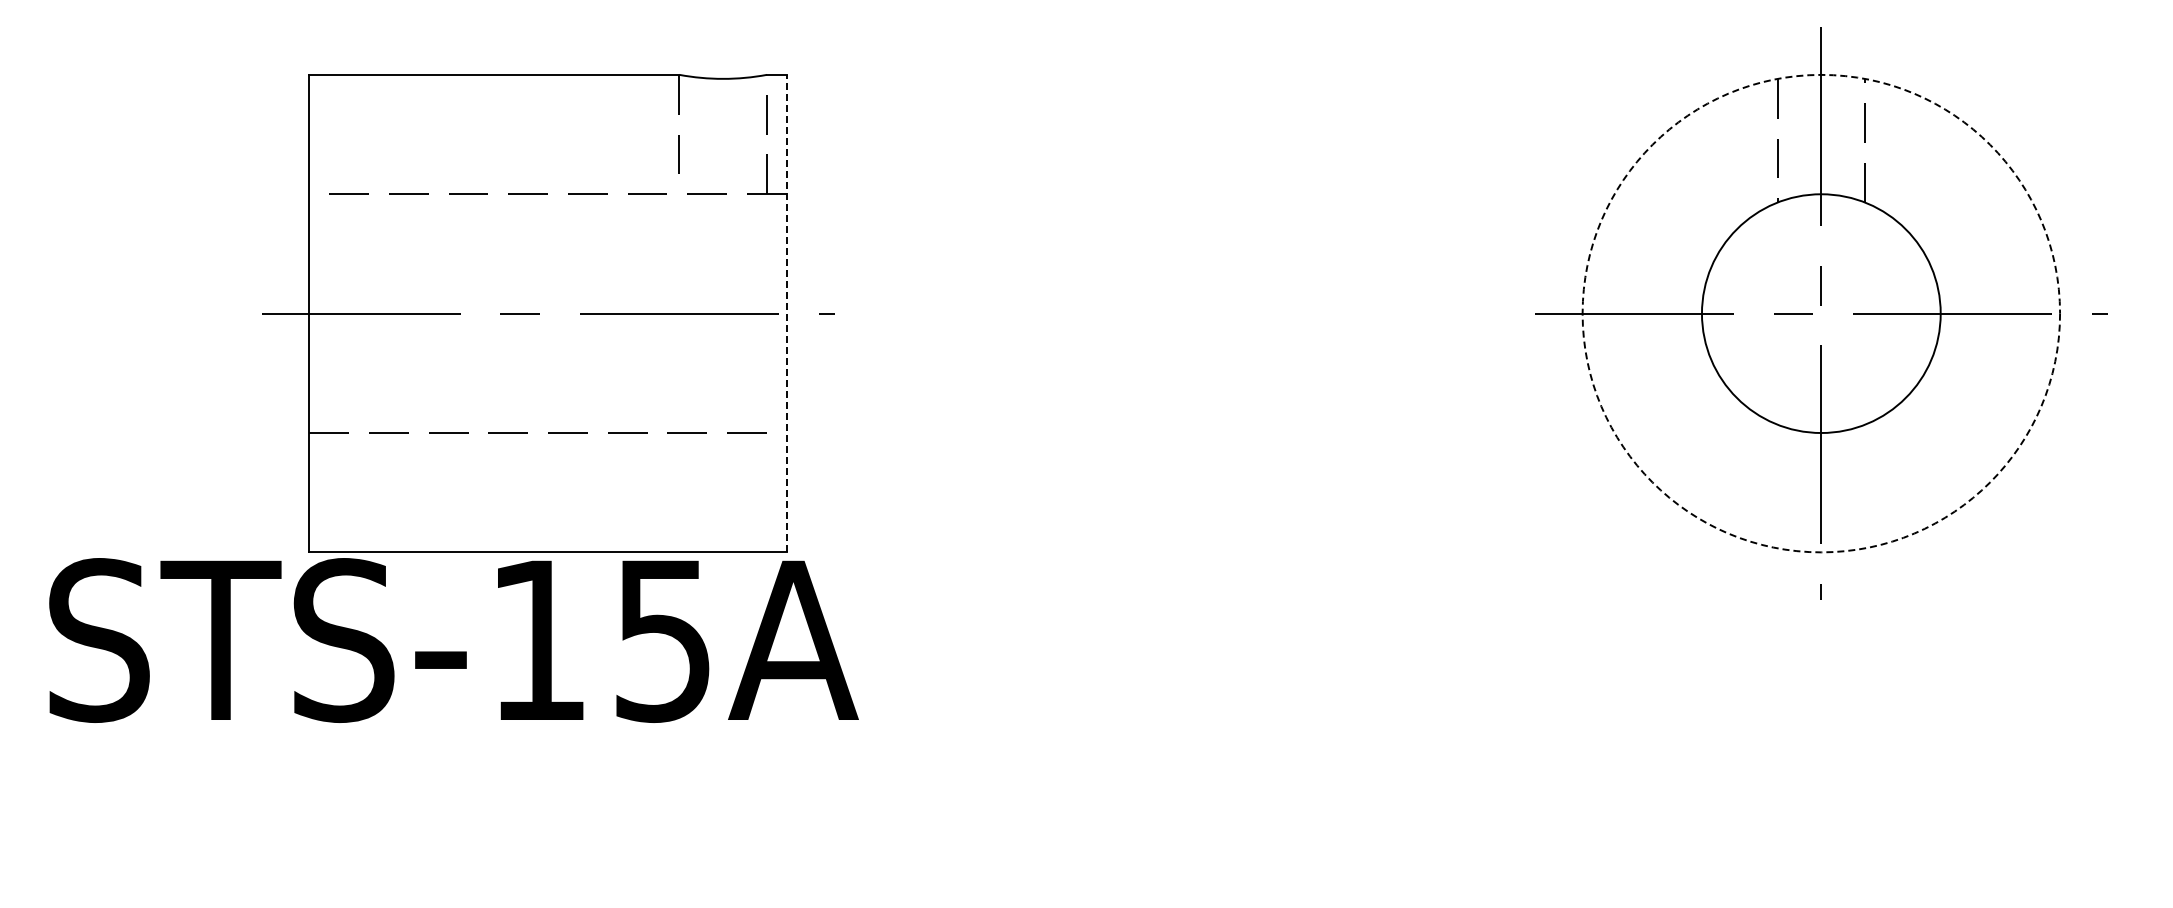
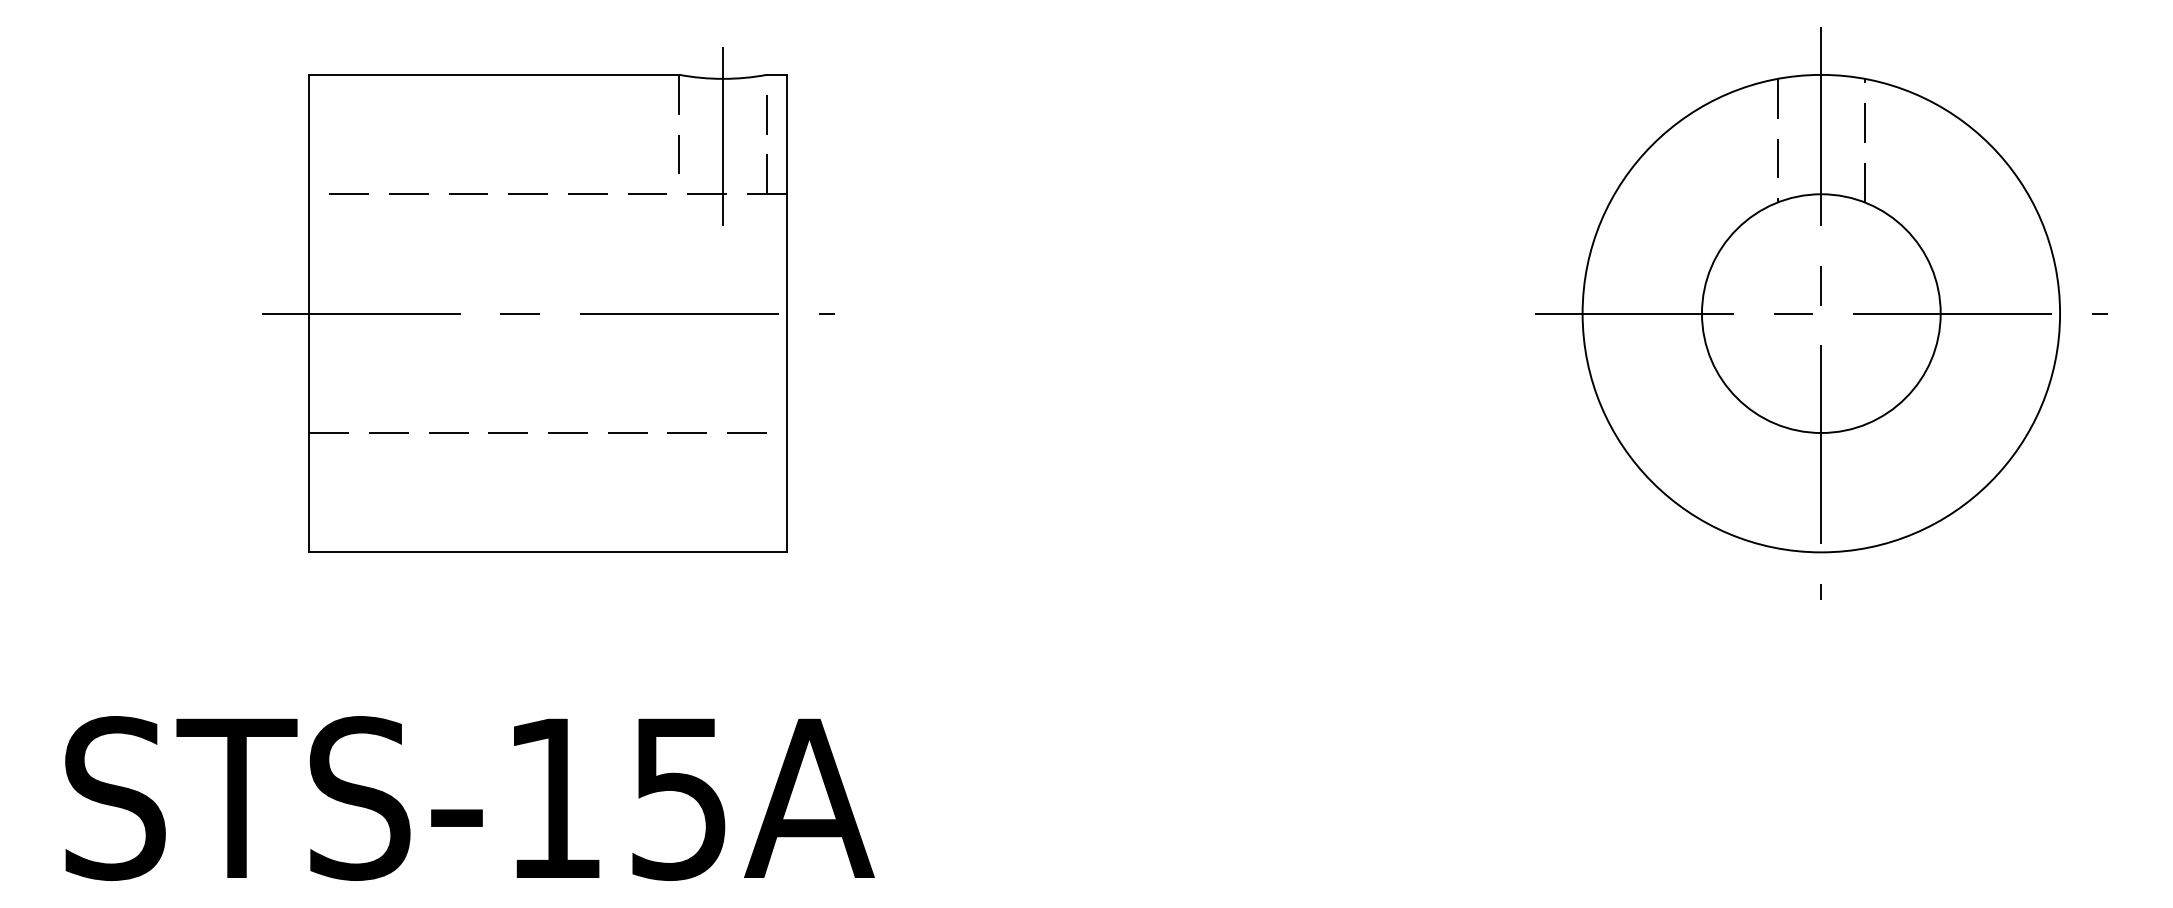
line: none -> present (723, 136)
line: dashed -> solid (786, 313)
circle: dashed -> solid (1821, 313)
text position: (453, 640) -> (469, 798) (469, 798)
